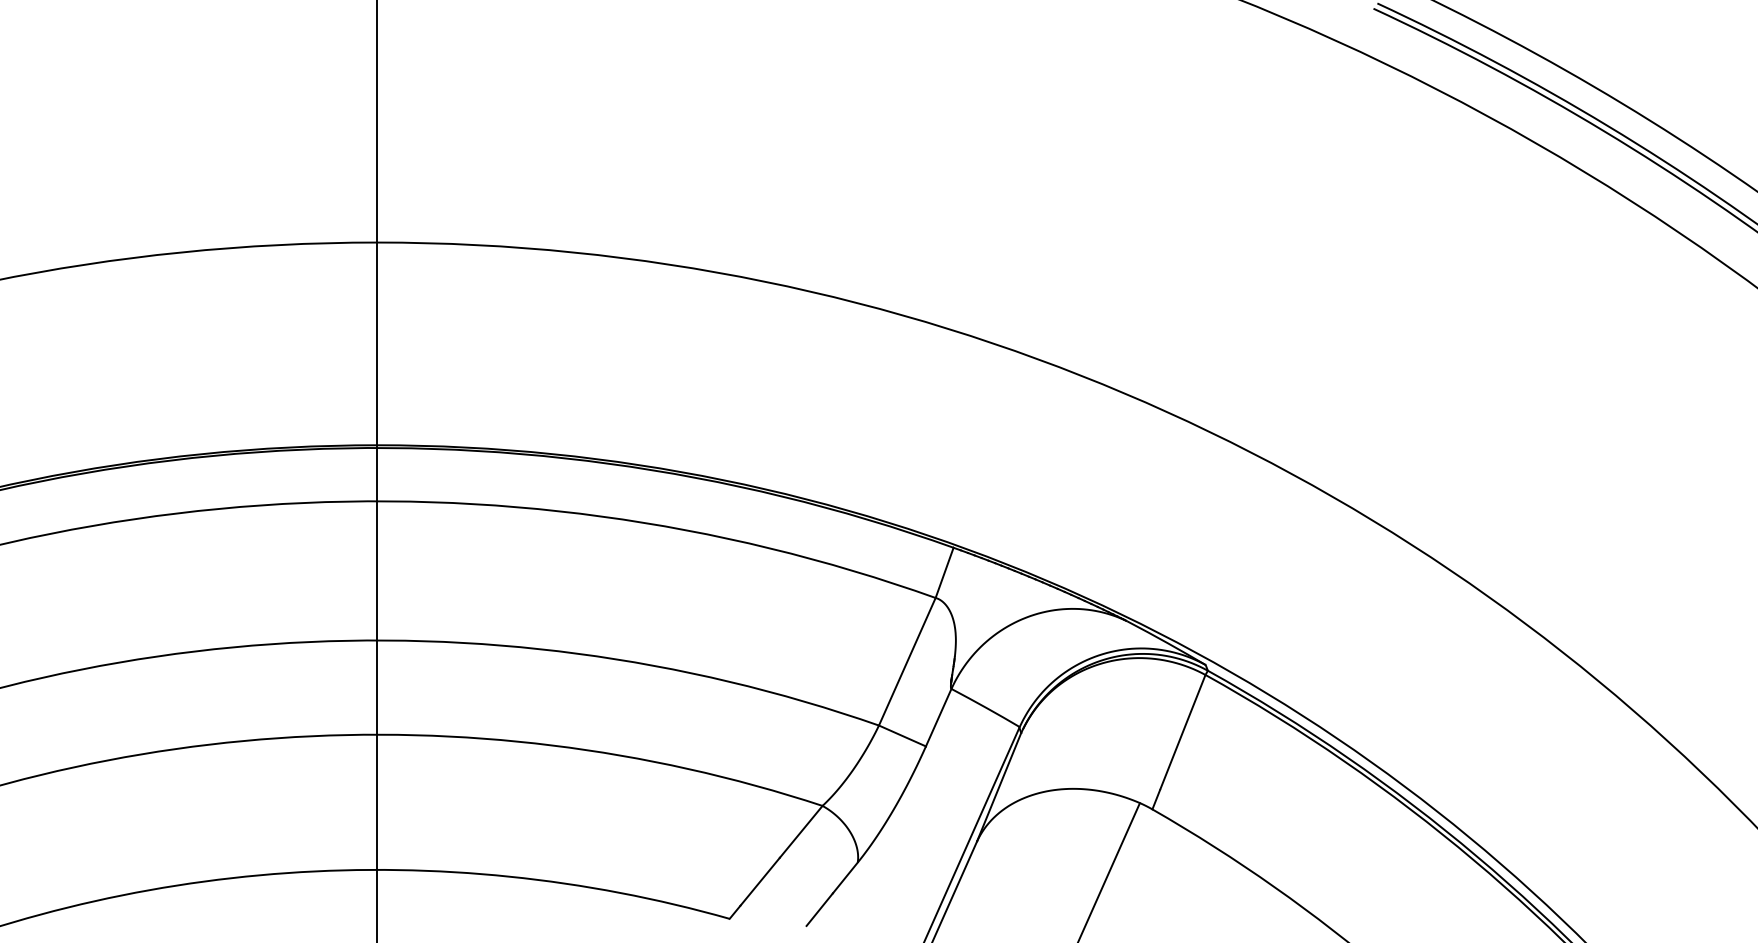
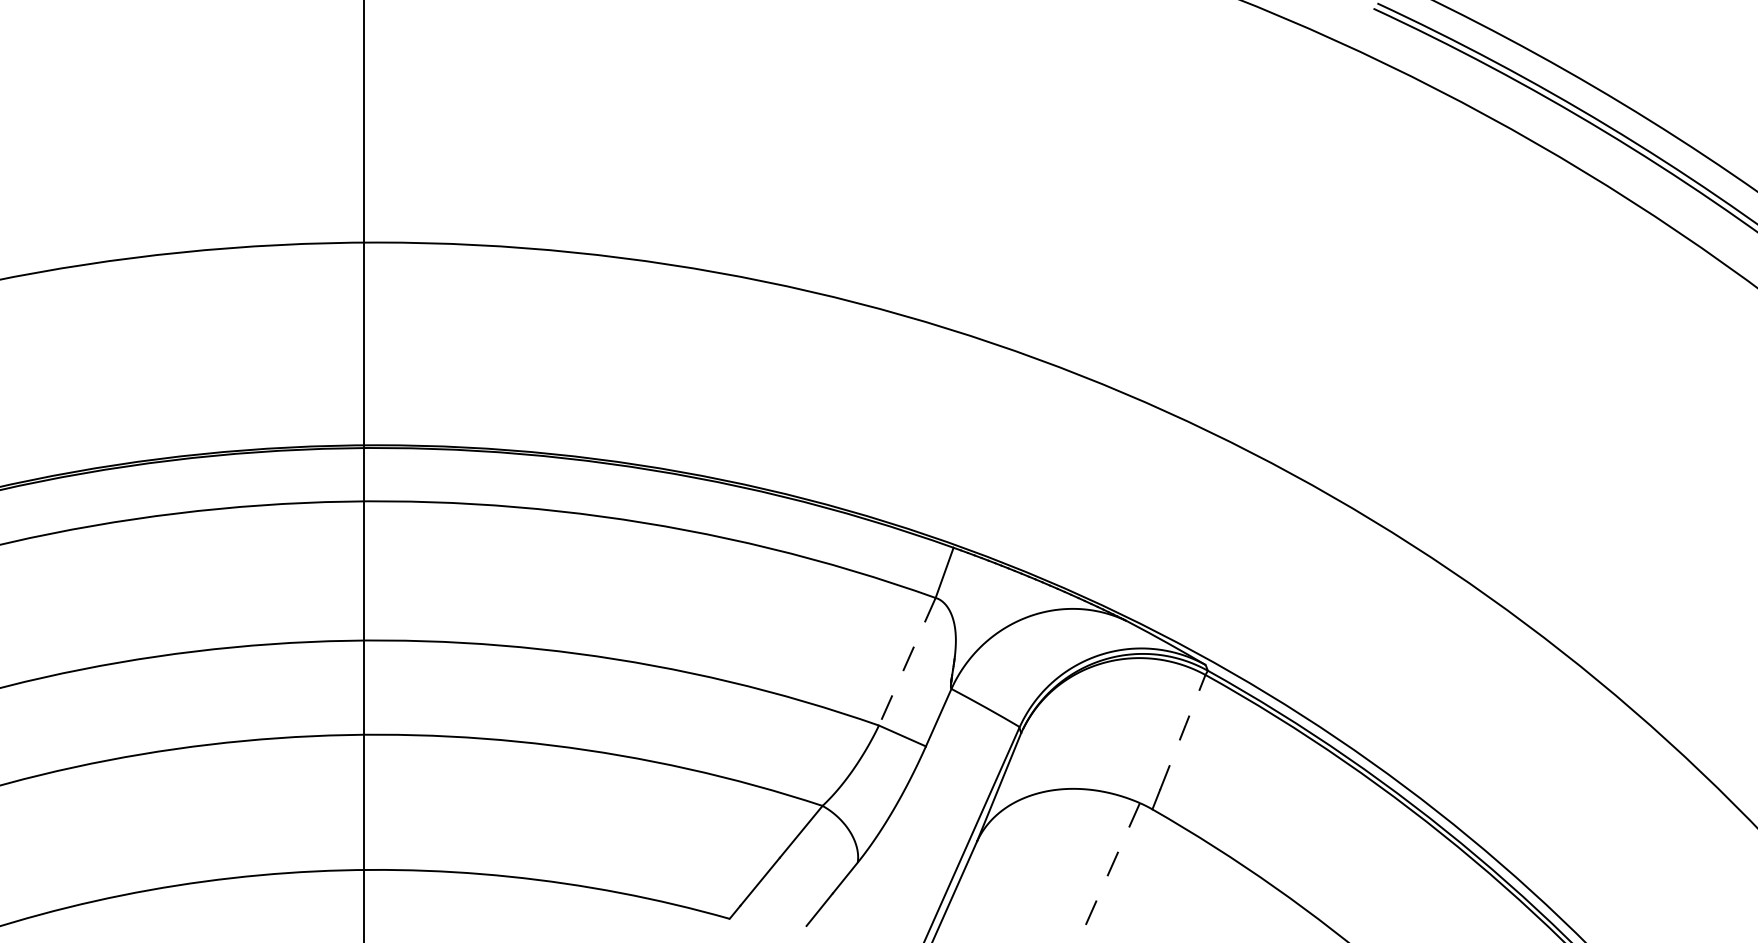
line position: (377, 470) -> (364, 470) (364, 470)
line: solid -> dashed (907, 661)
line: solid -> dashed (1183, 731)
line: solid -> dashed (1108, 873)
